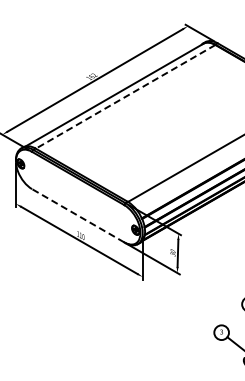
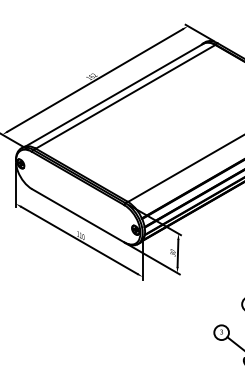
line: dashed -> solid (125, 96)
line: dashed -> solid (77, 215)
